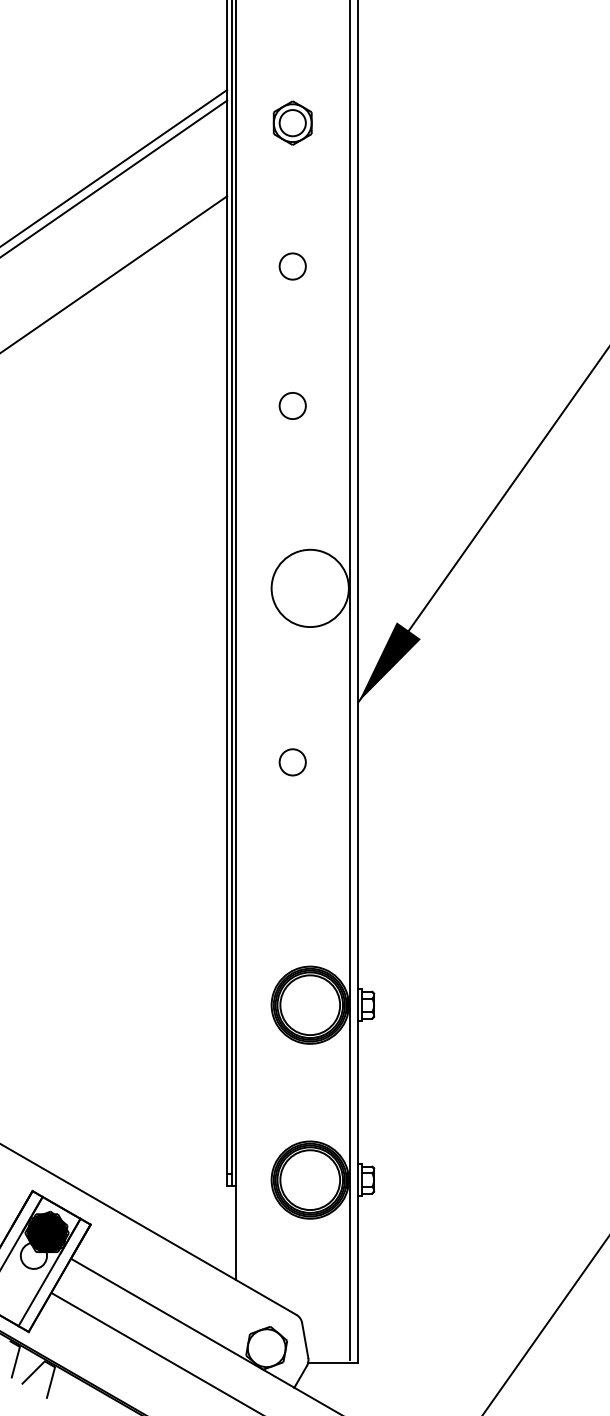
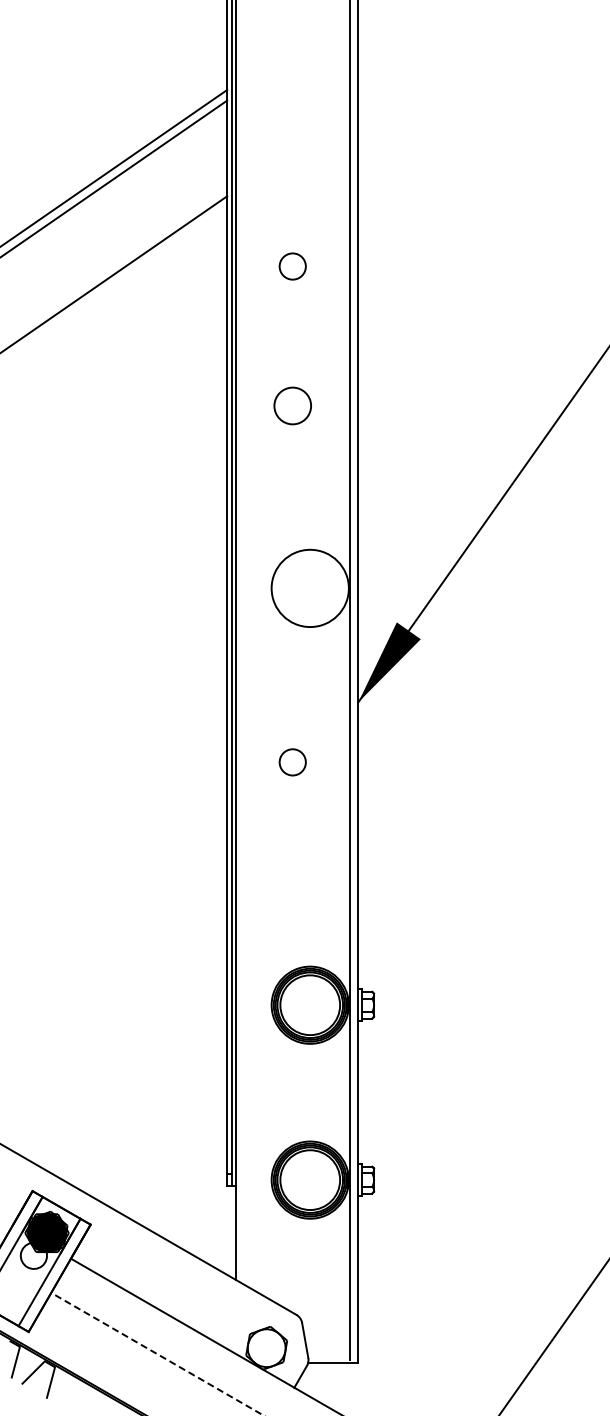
part: present -> none (292, 122)
circle diameter: 26 px -> 37 px (292, 405)
line position: (545, 1325) -> (553, 1337) (553, 1337)
line: solid -> dashed (157, 1354)
